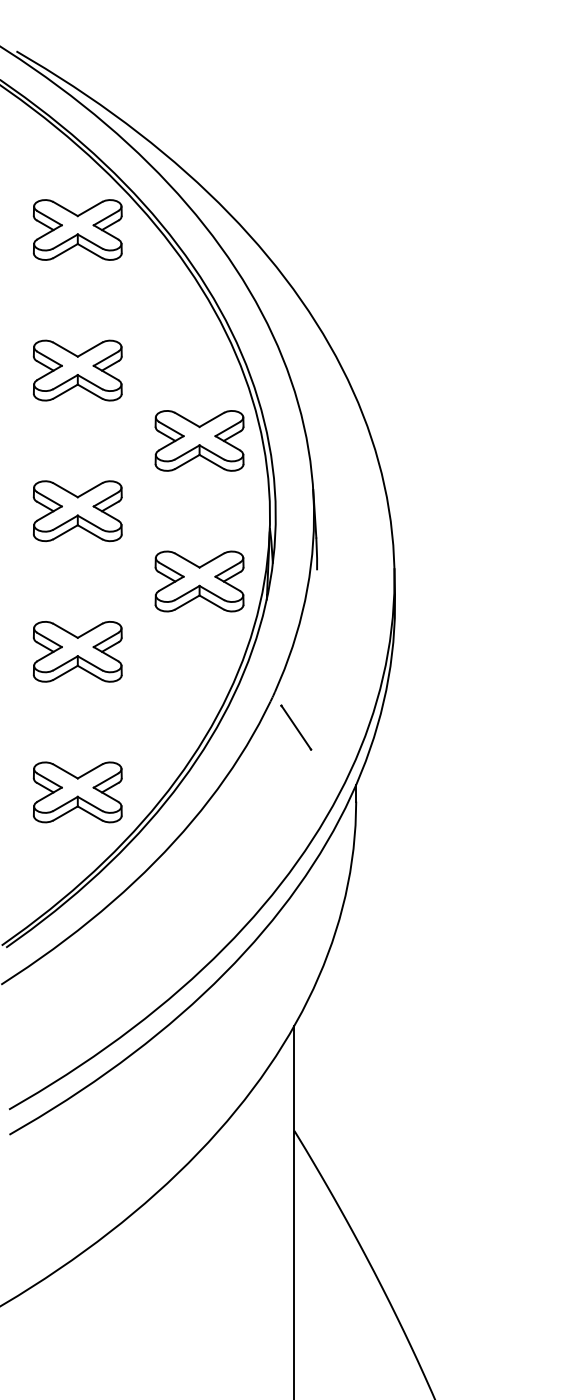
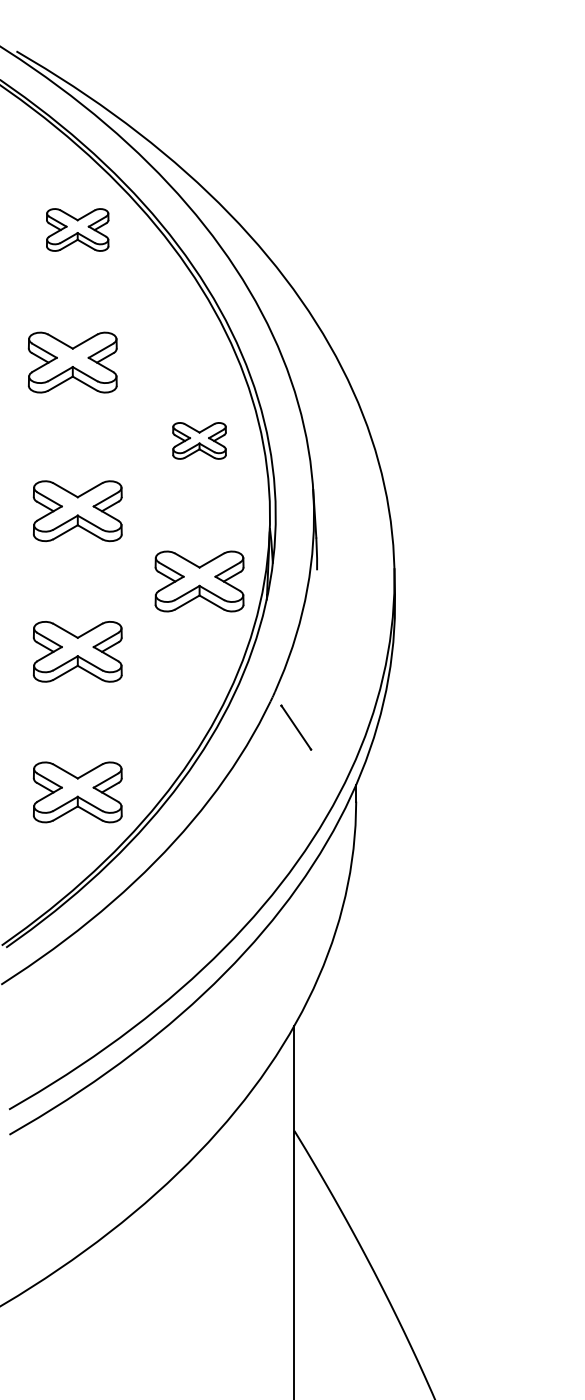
part size: 91x62 px -> 64x44 px (77, 229)
part position: (77, 370) -> (72, 362) (72, 362)
part size: 91x62 px -> 55x38 px (199, 440)
